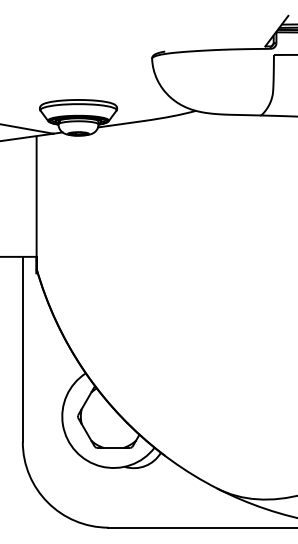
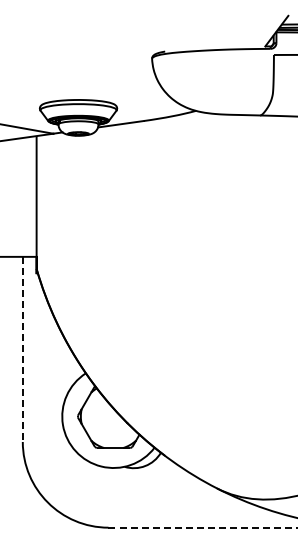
line: solid -> dashed (22, 349)
line: solid -> dashed (203, 527)
